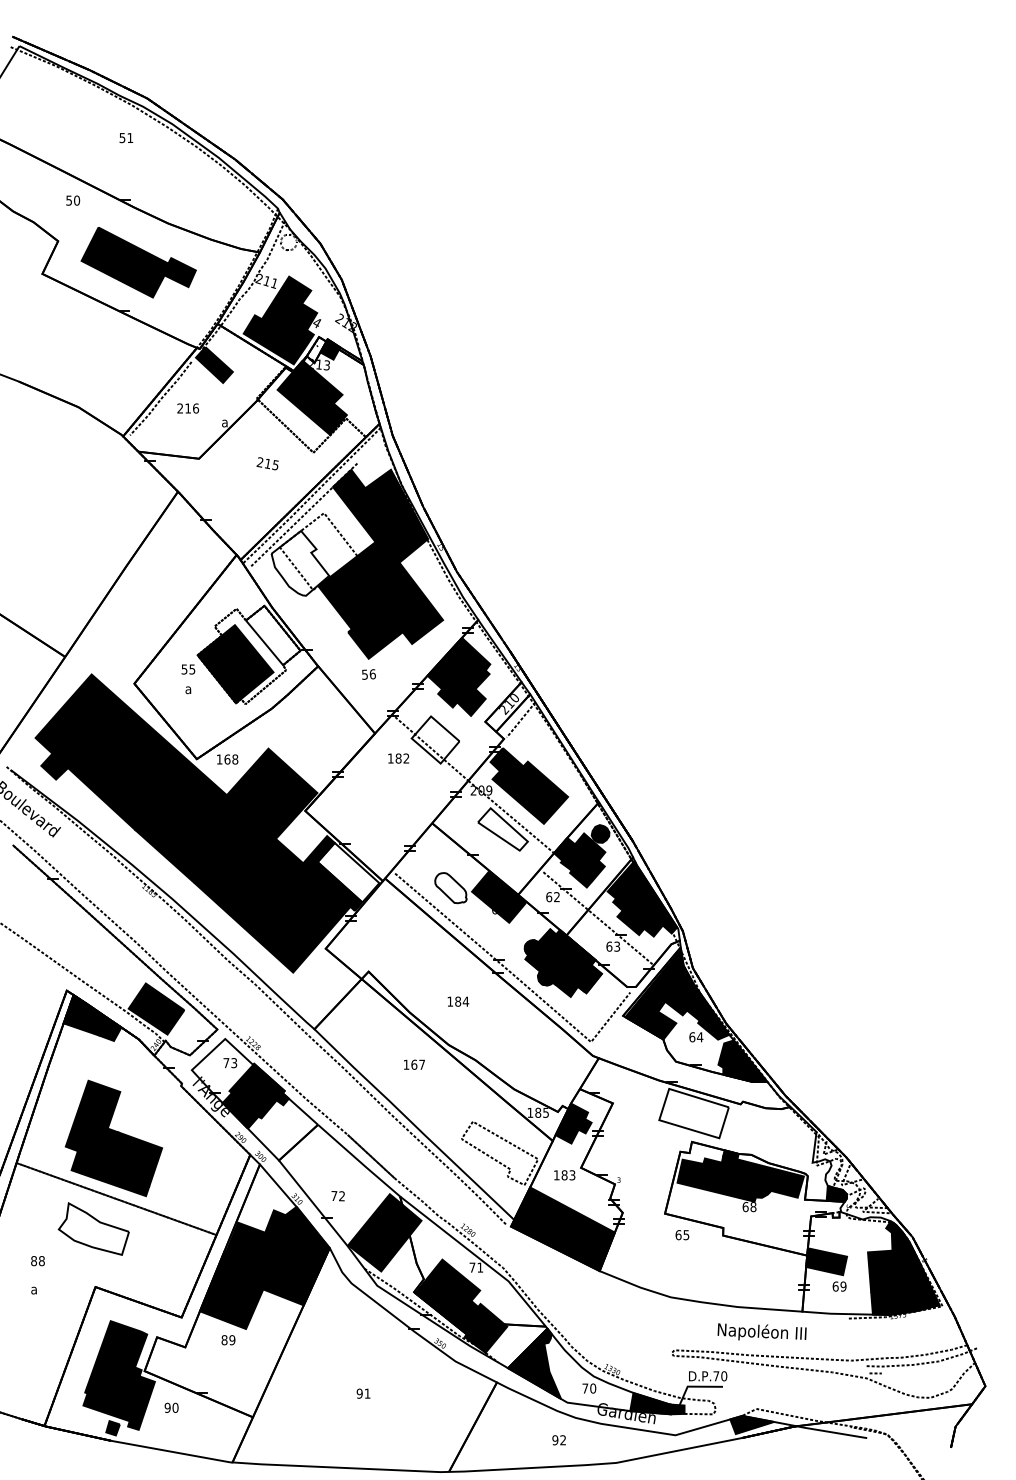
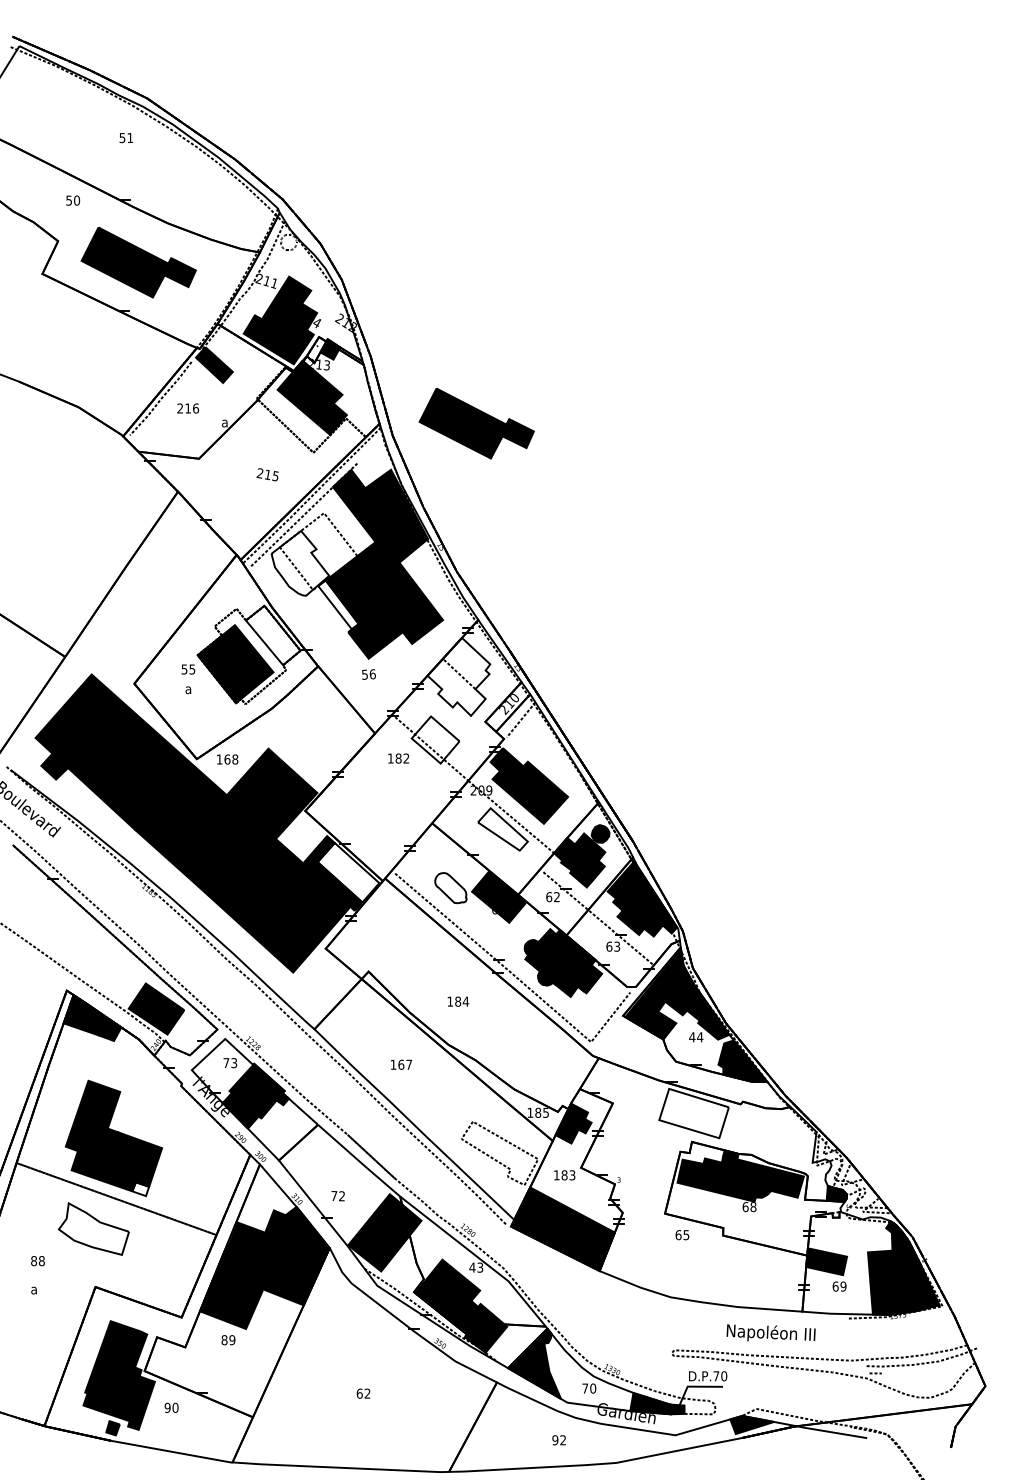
part: none -> present (476, 423)
text position: (267, 463) -> (267, 474) (267, 474)
fill: present -> none (338, 604)
fill: present -> none (458, 676)
text: 64 -> 44 (692, 1037)
text position: (414, 1064) -> (401, 1064) (401, 1064)
fill: present -> none (140, 1189)
text: 71 -> 43 (476, 1267)
text position: (761, 1331) -> (770, 1332) (770, 1332)
text: 91 -> 62 (363, 1393)
